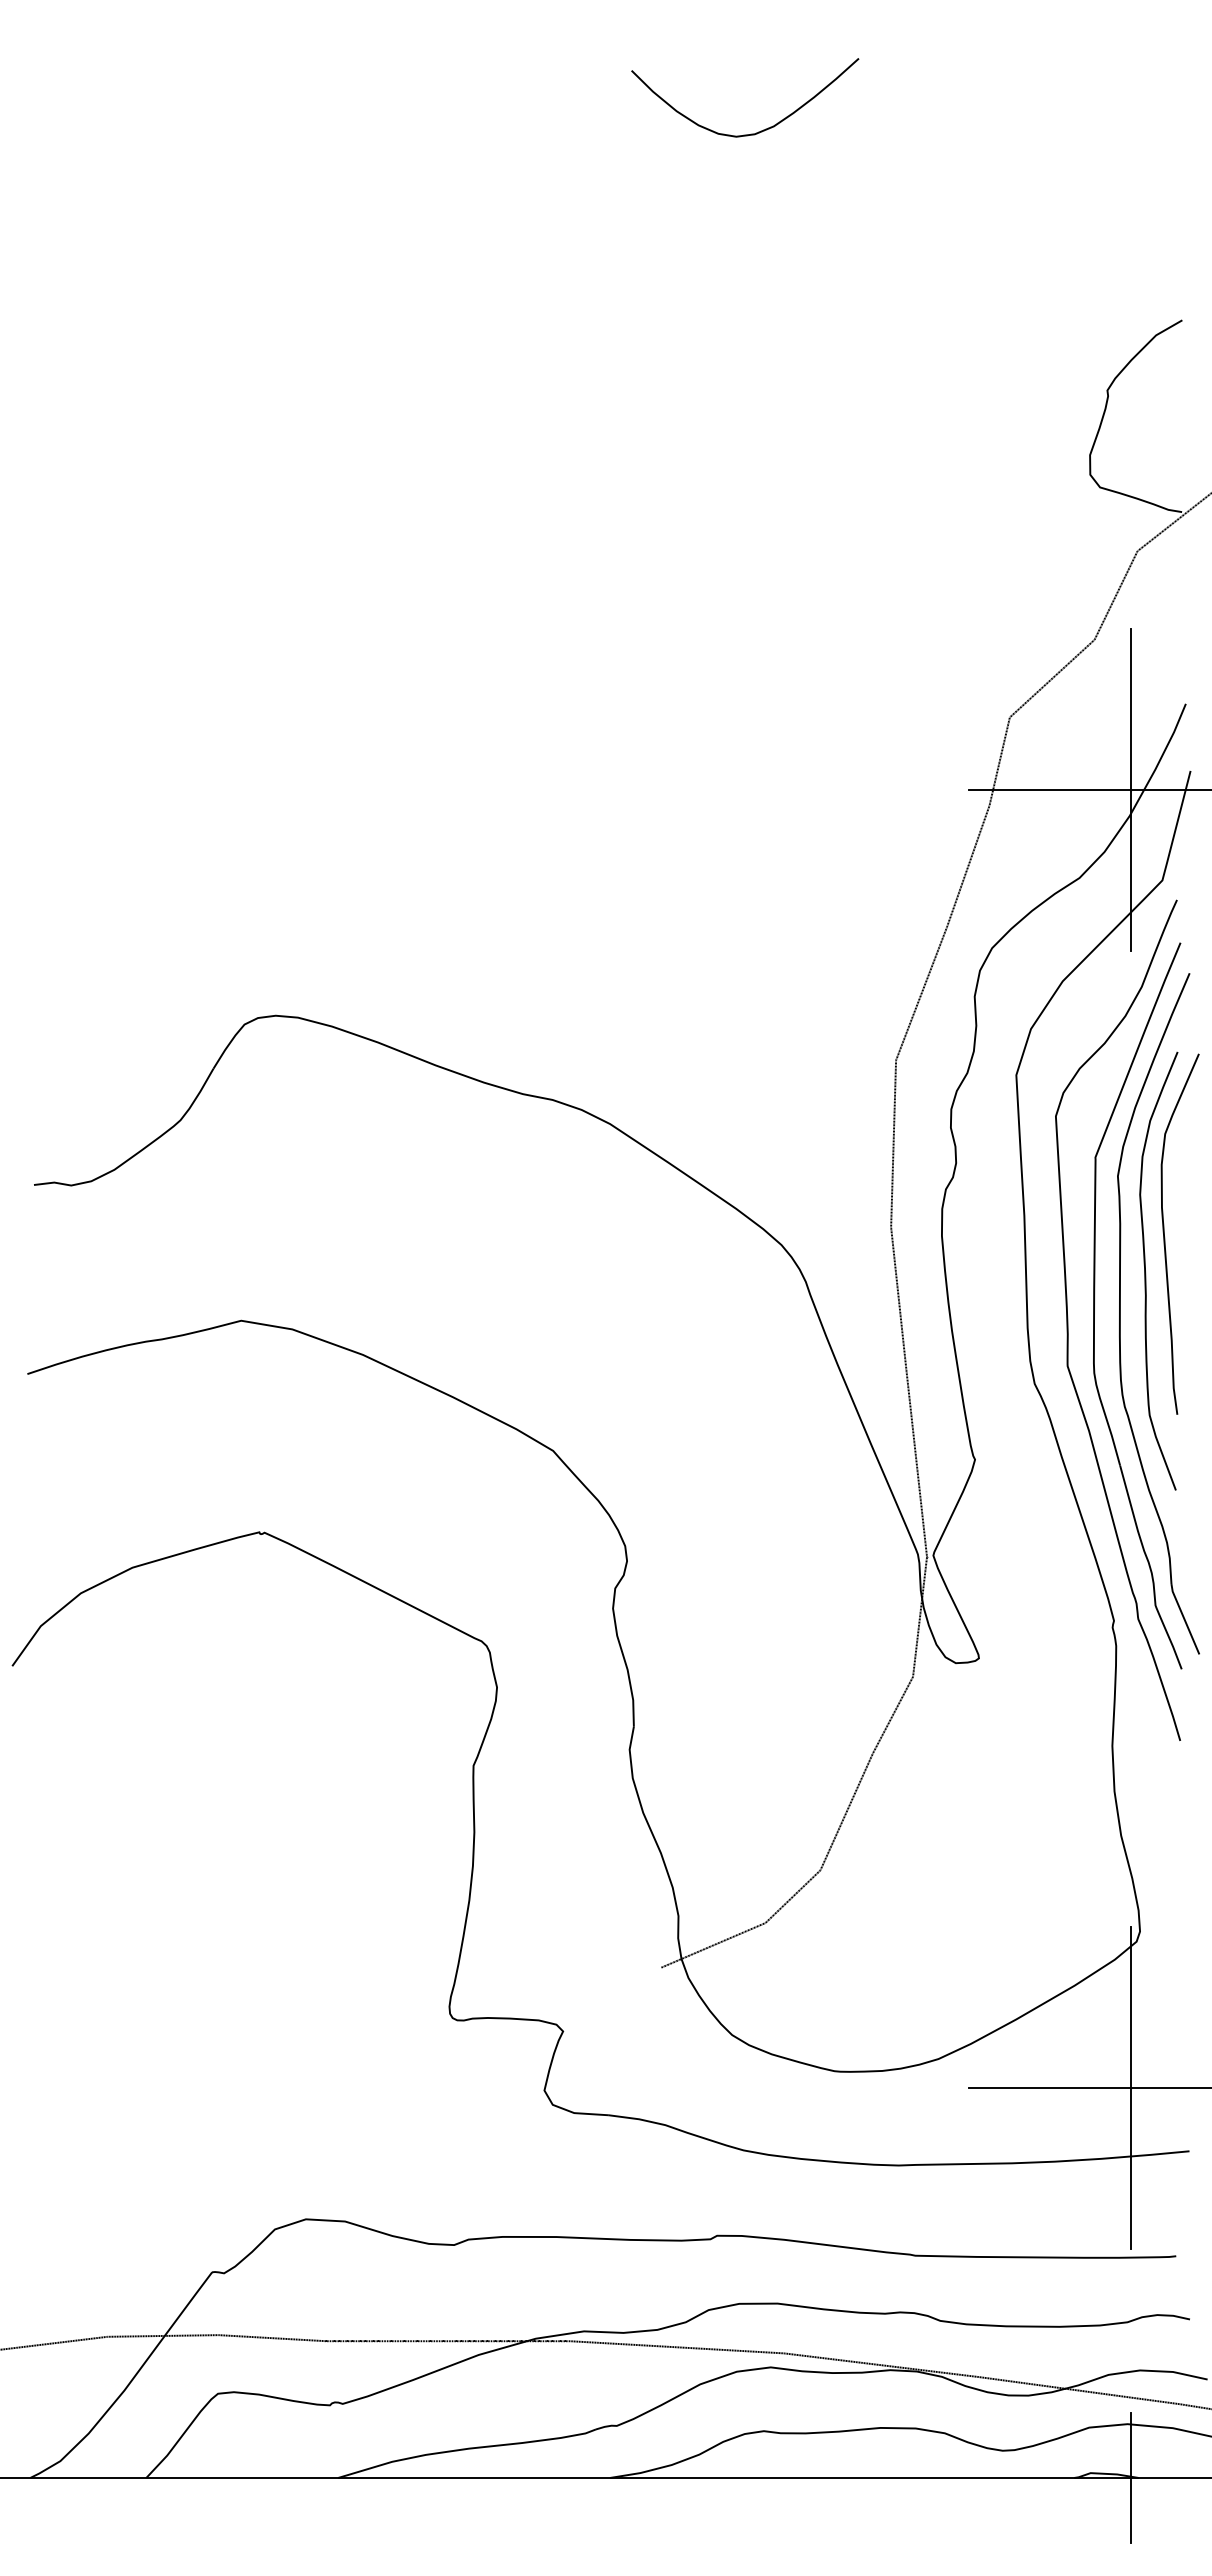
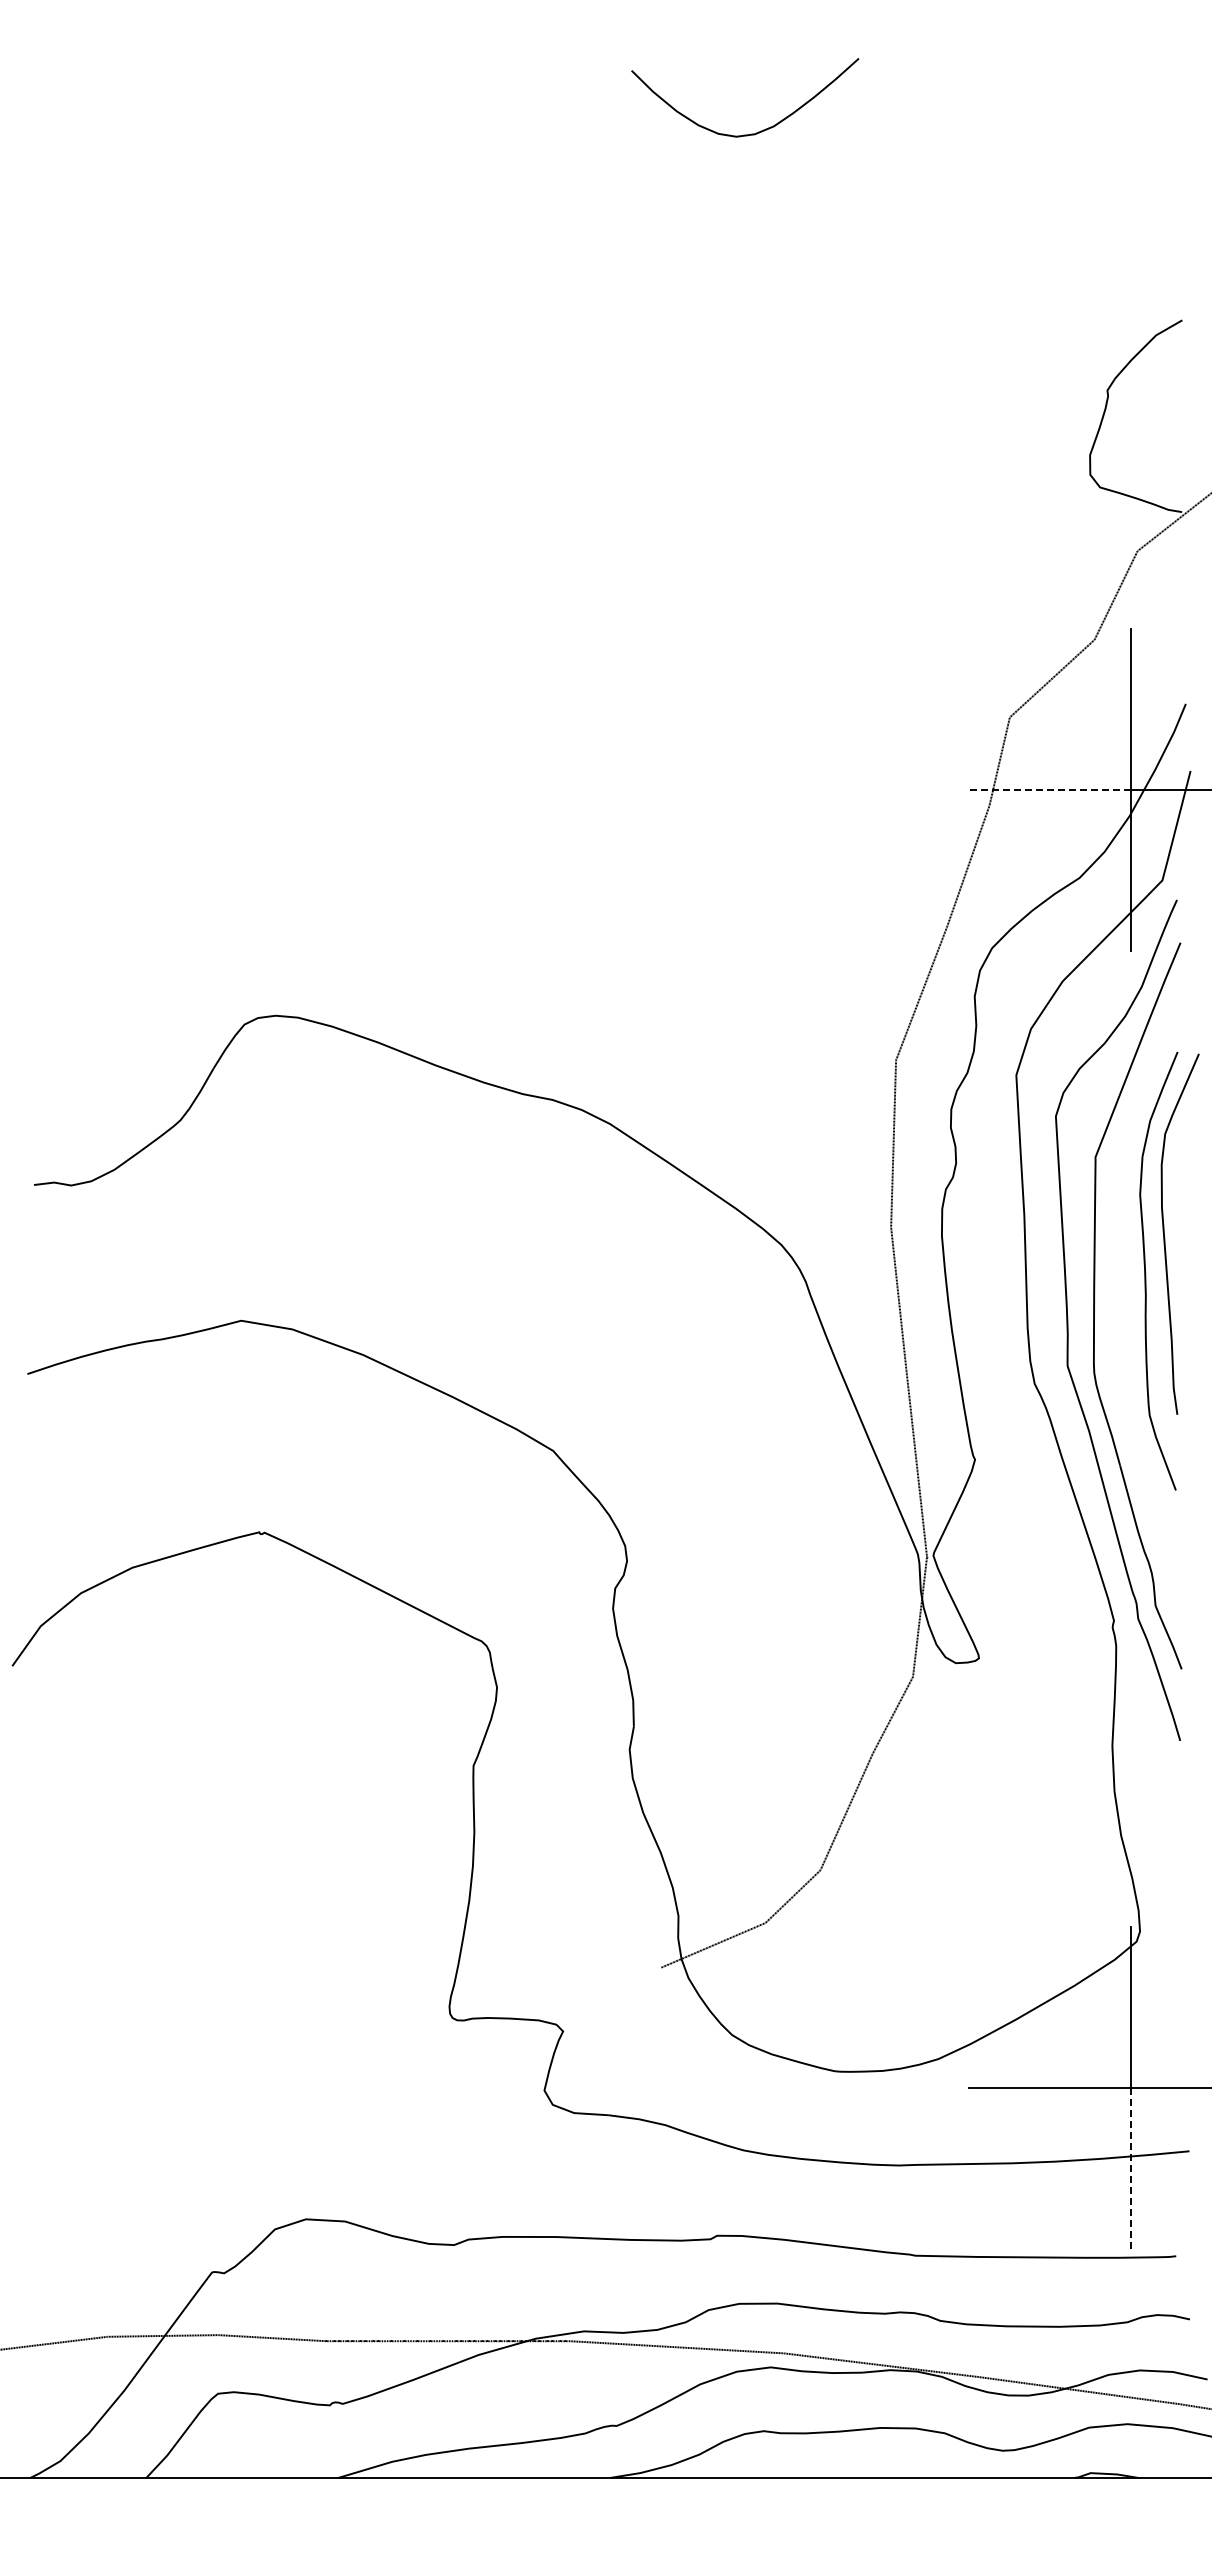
line: solid -> dashed (1049, 789)
part: present -> none (1120, 1313)
line: solid -> dashed (1130, 2168)
line: present -> none (1130, 2477)
